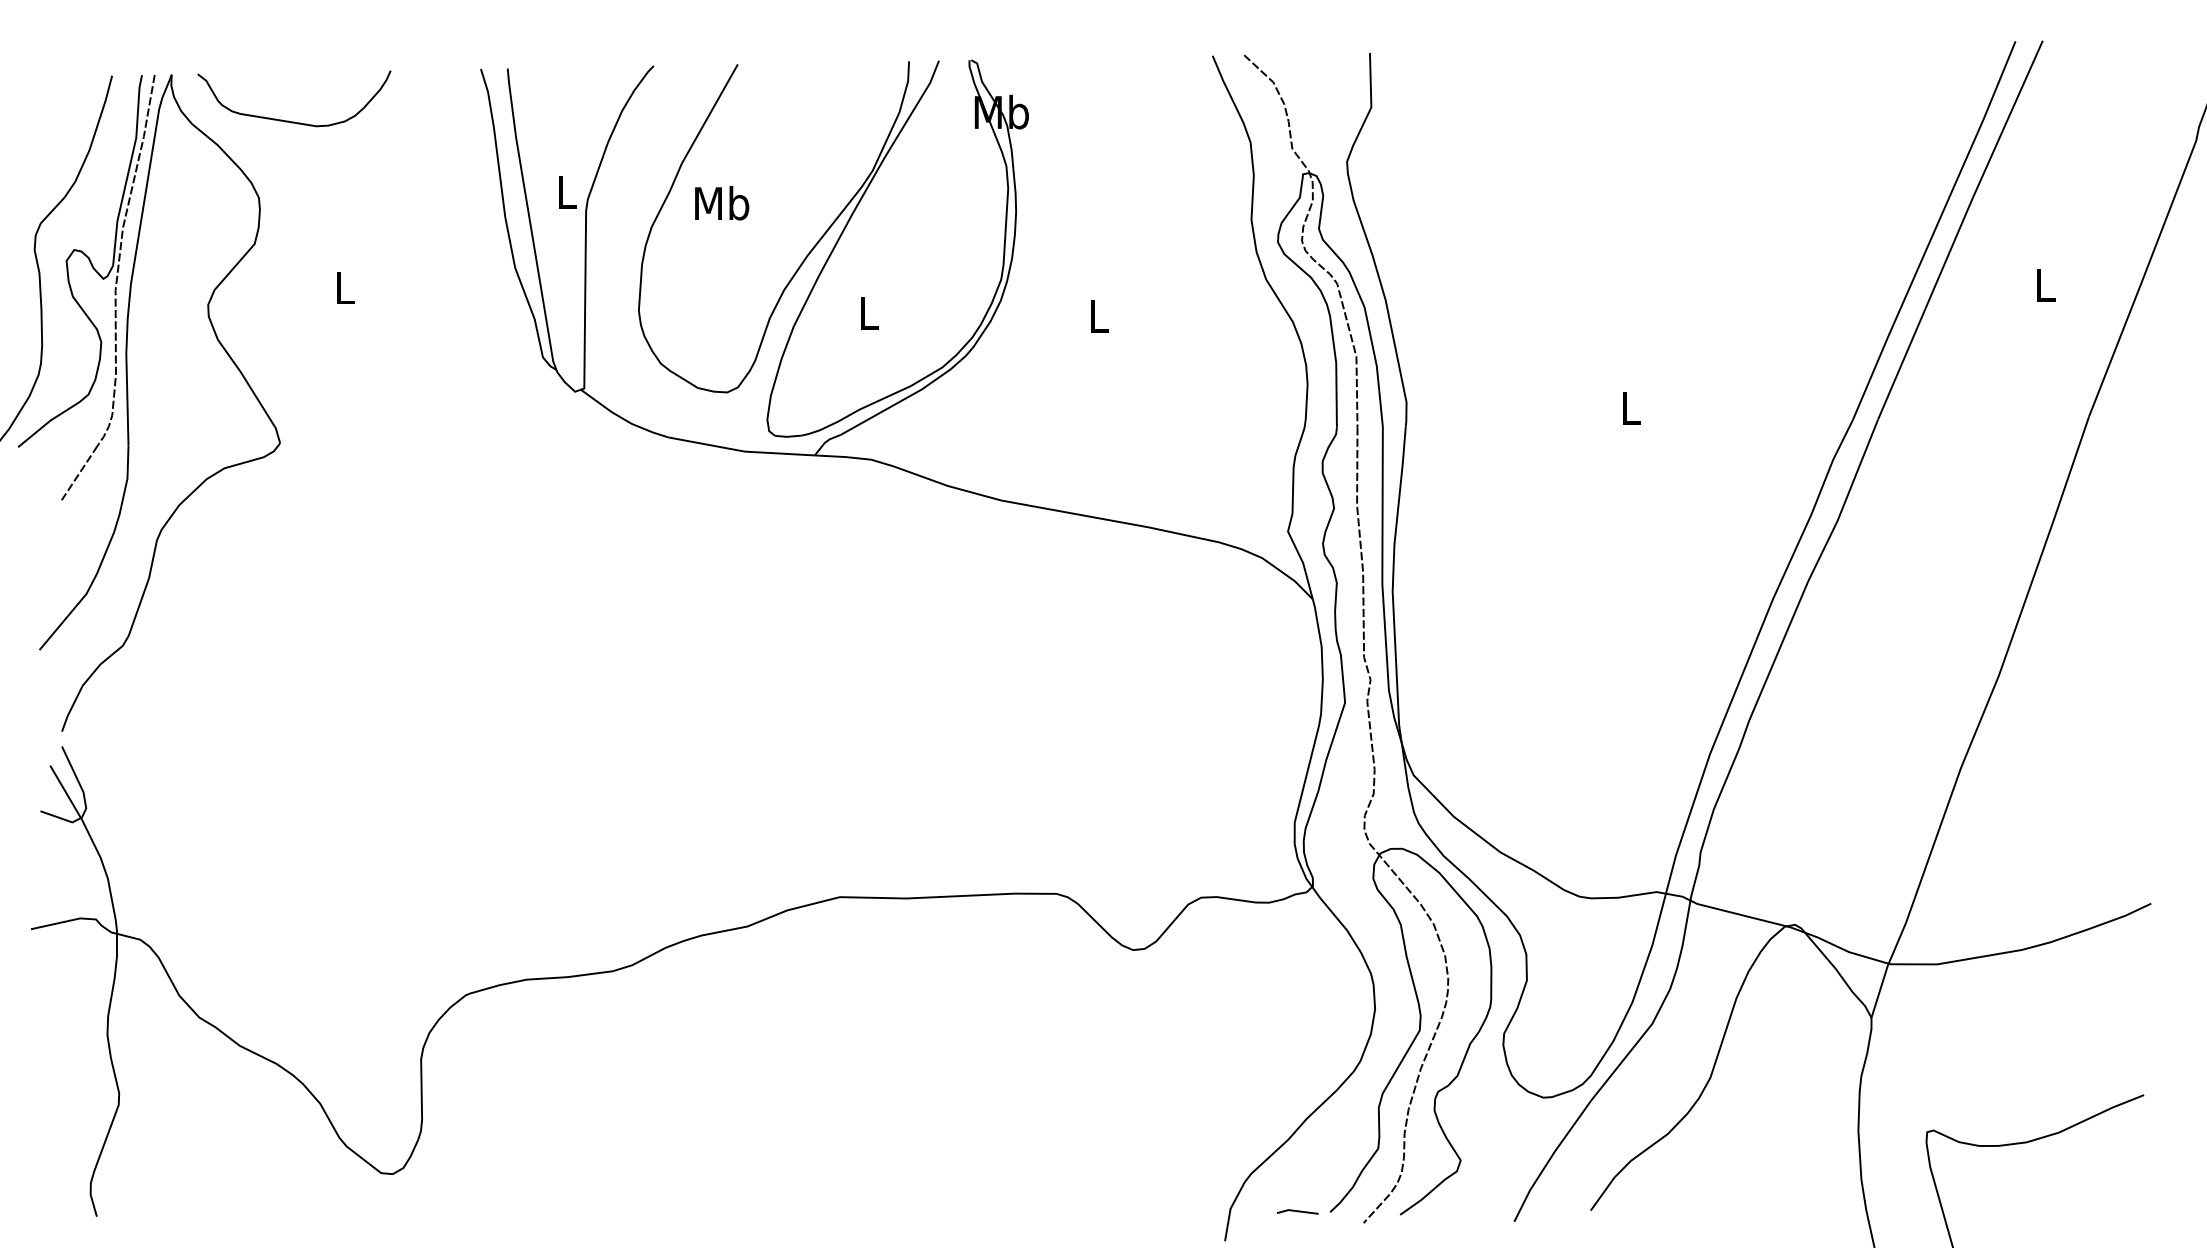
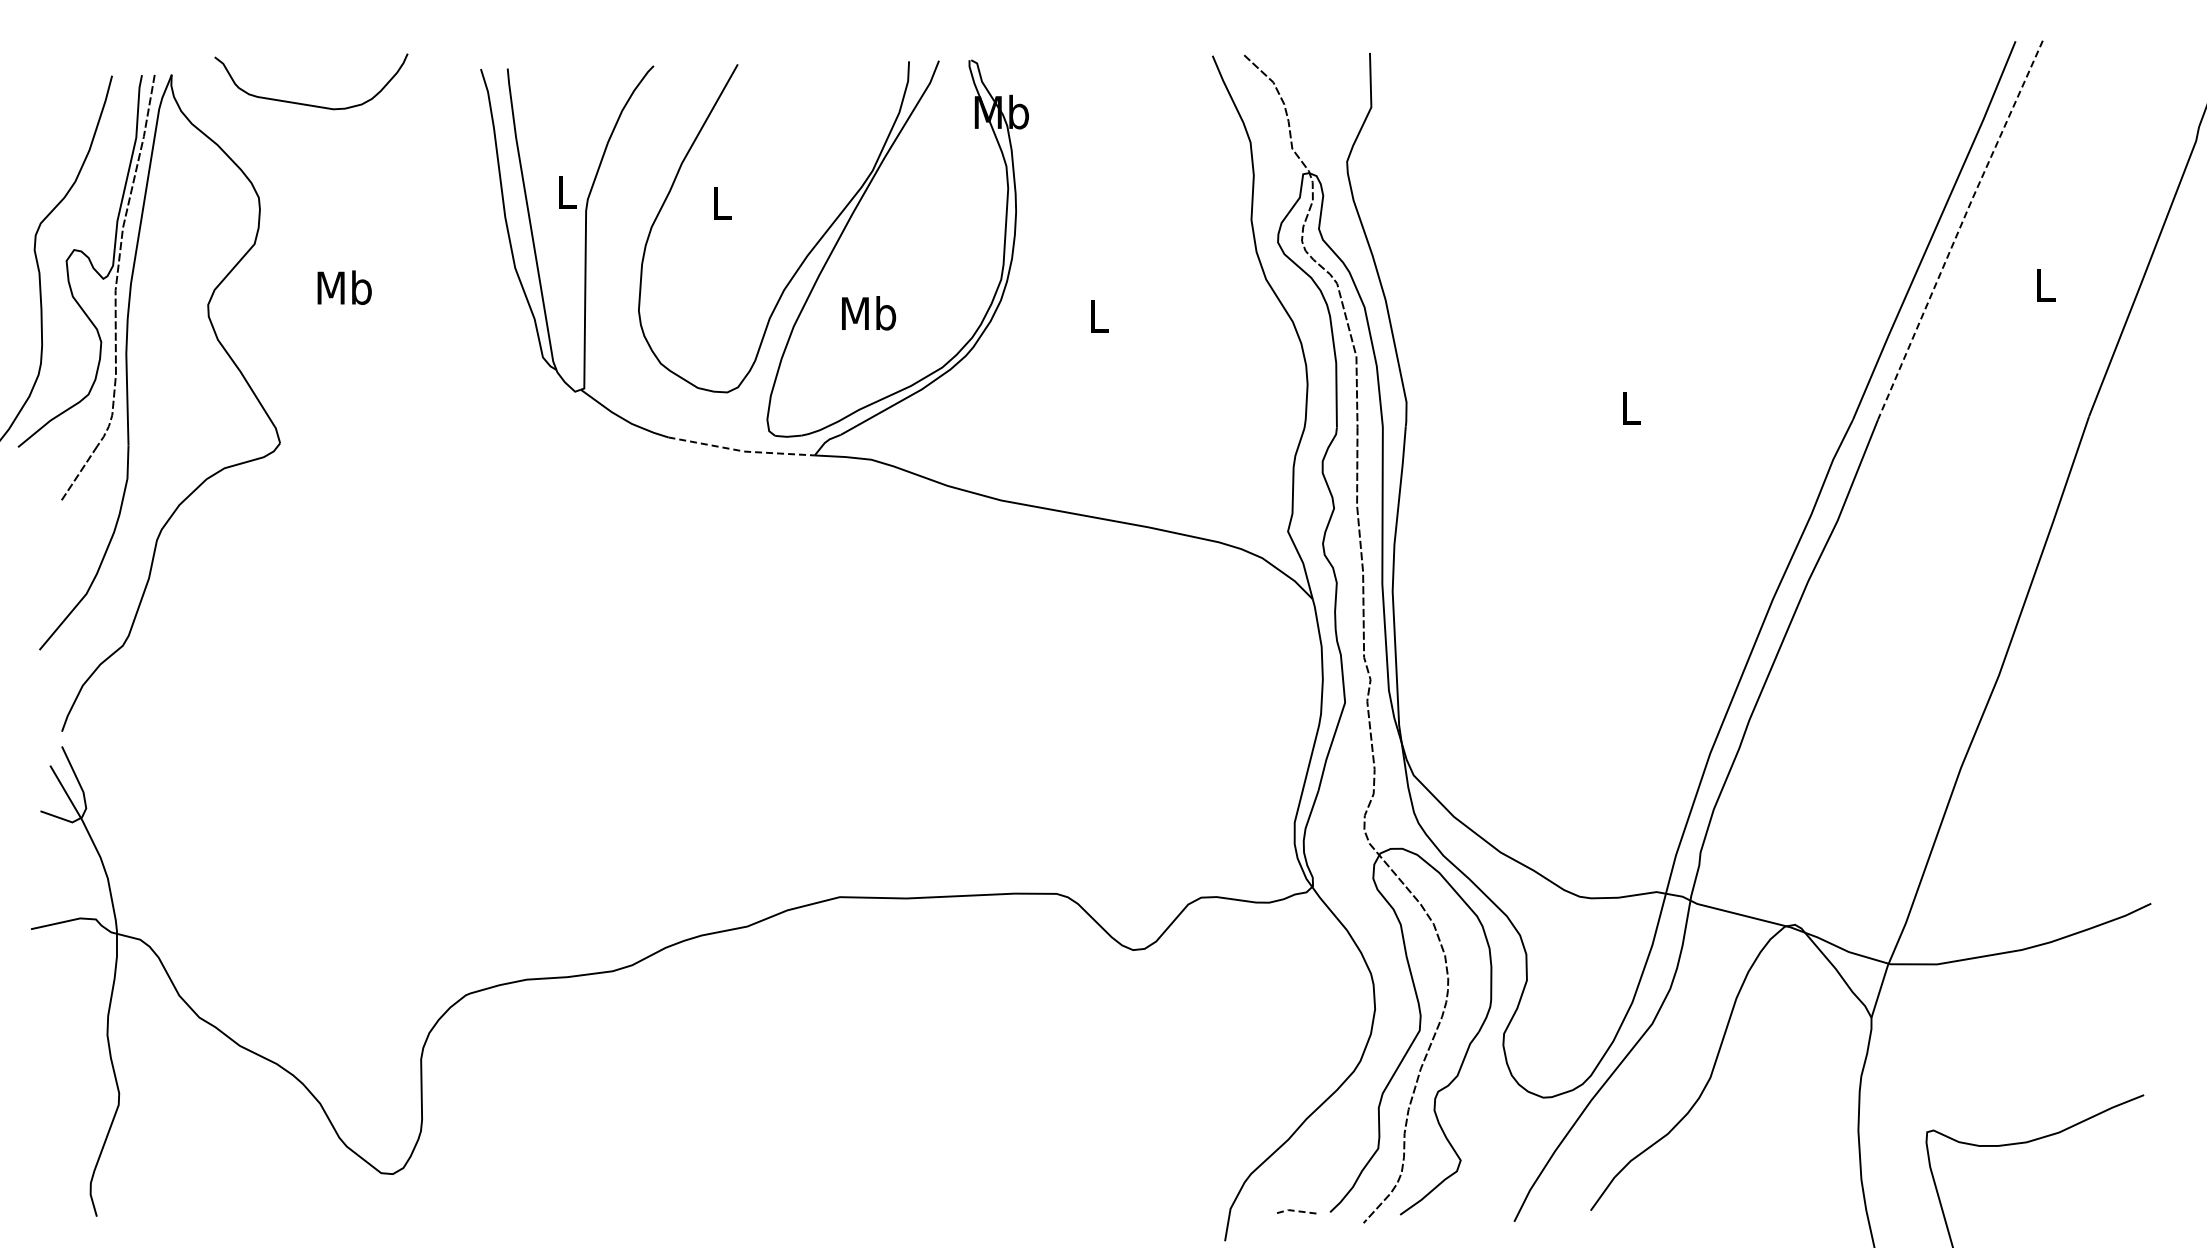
curve position: (288, 120) -> (305, 103) (305, 103)
text: Mb -> L (722, 203)
line: solid -> dashed (1959, 229)
text: L -> Mb (344, 287)
text: L -> Mb (869, 313)
line: solid -> dashed (741, 451)
line: solid -> dashed (1297, 1211)
